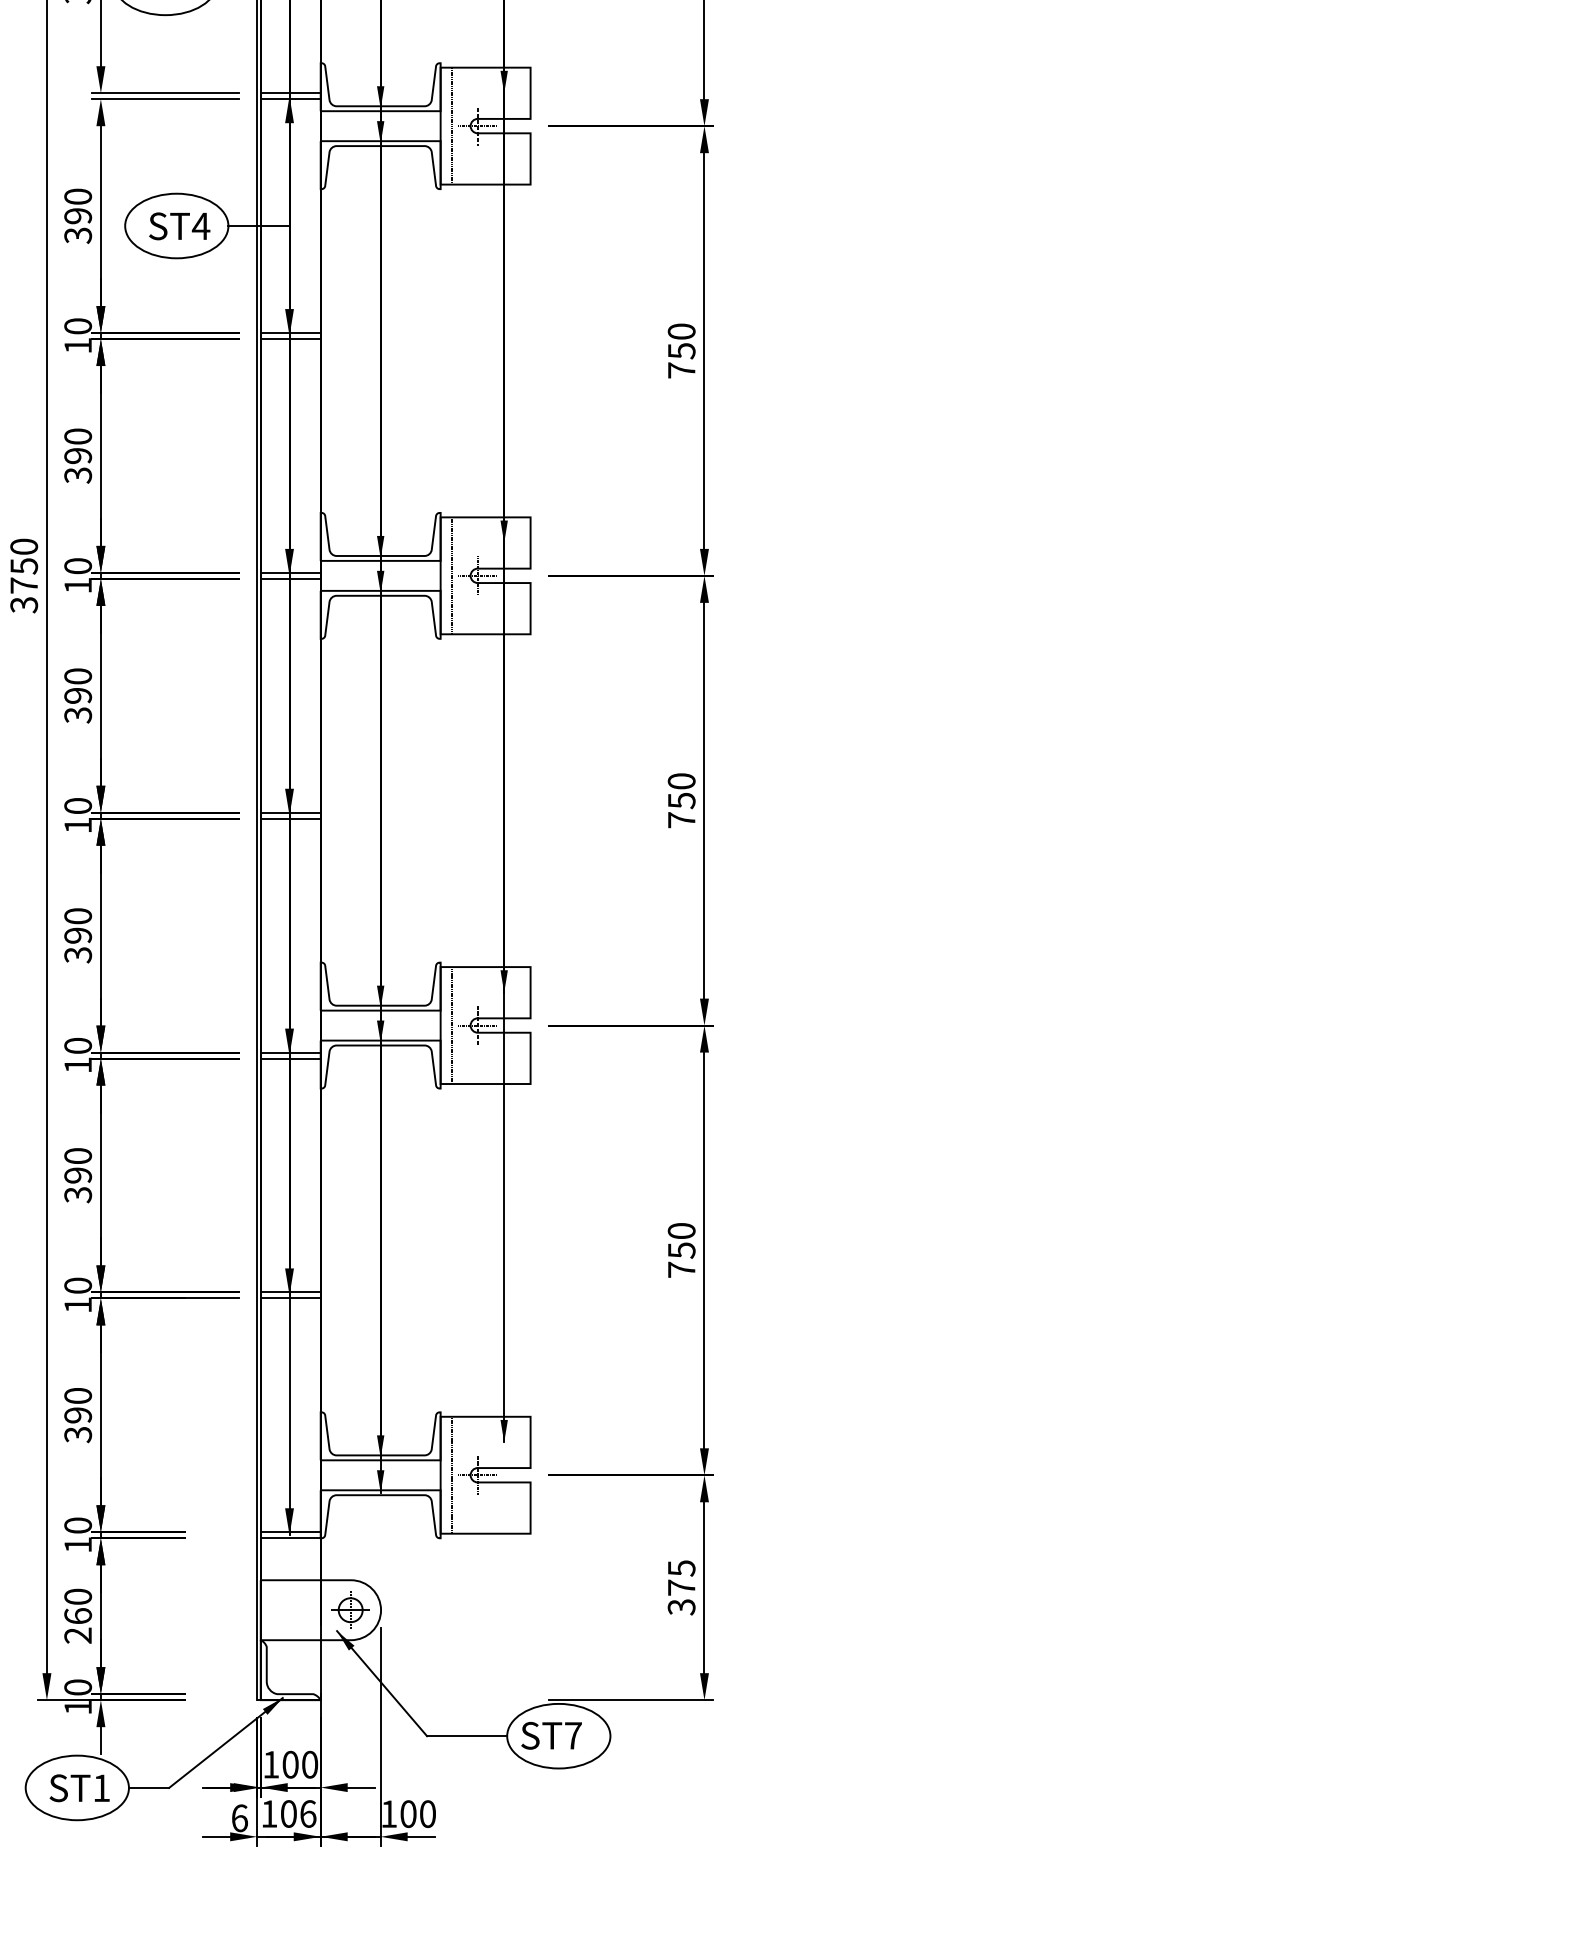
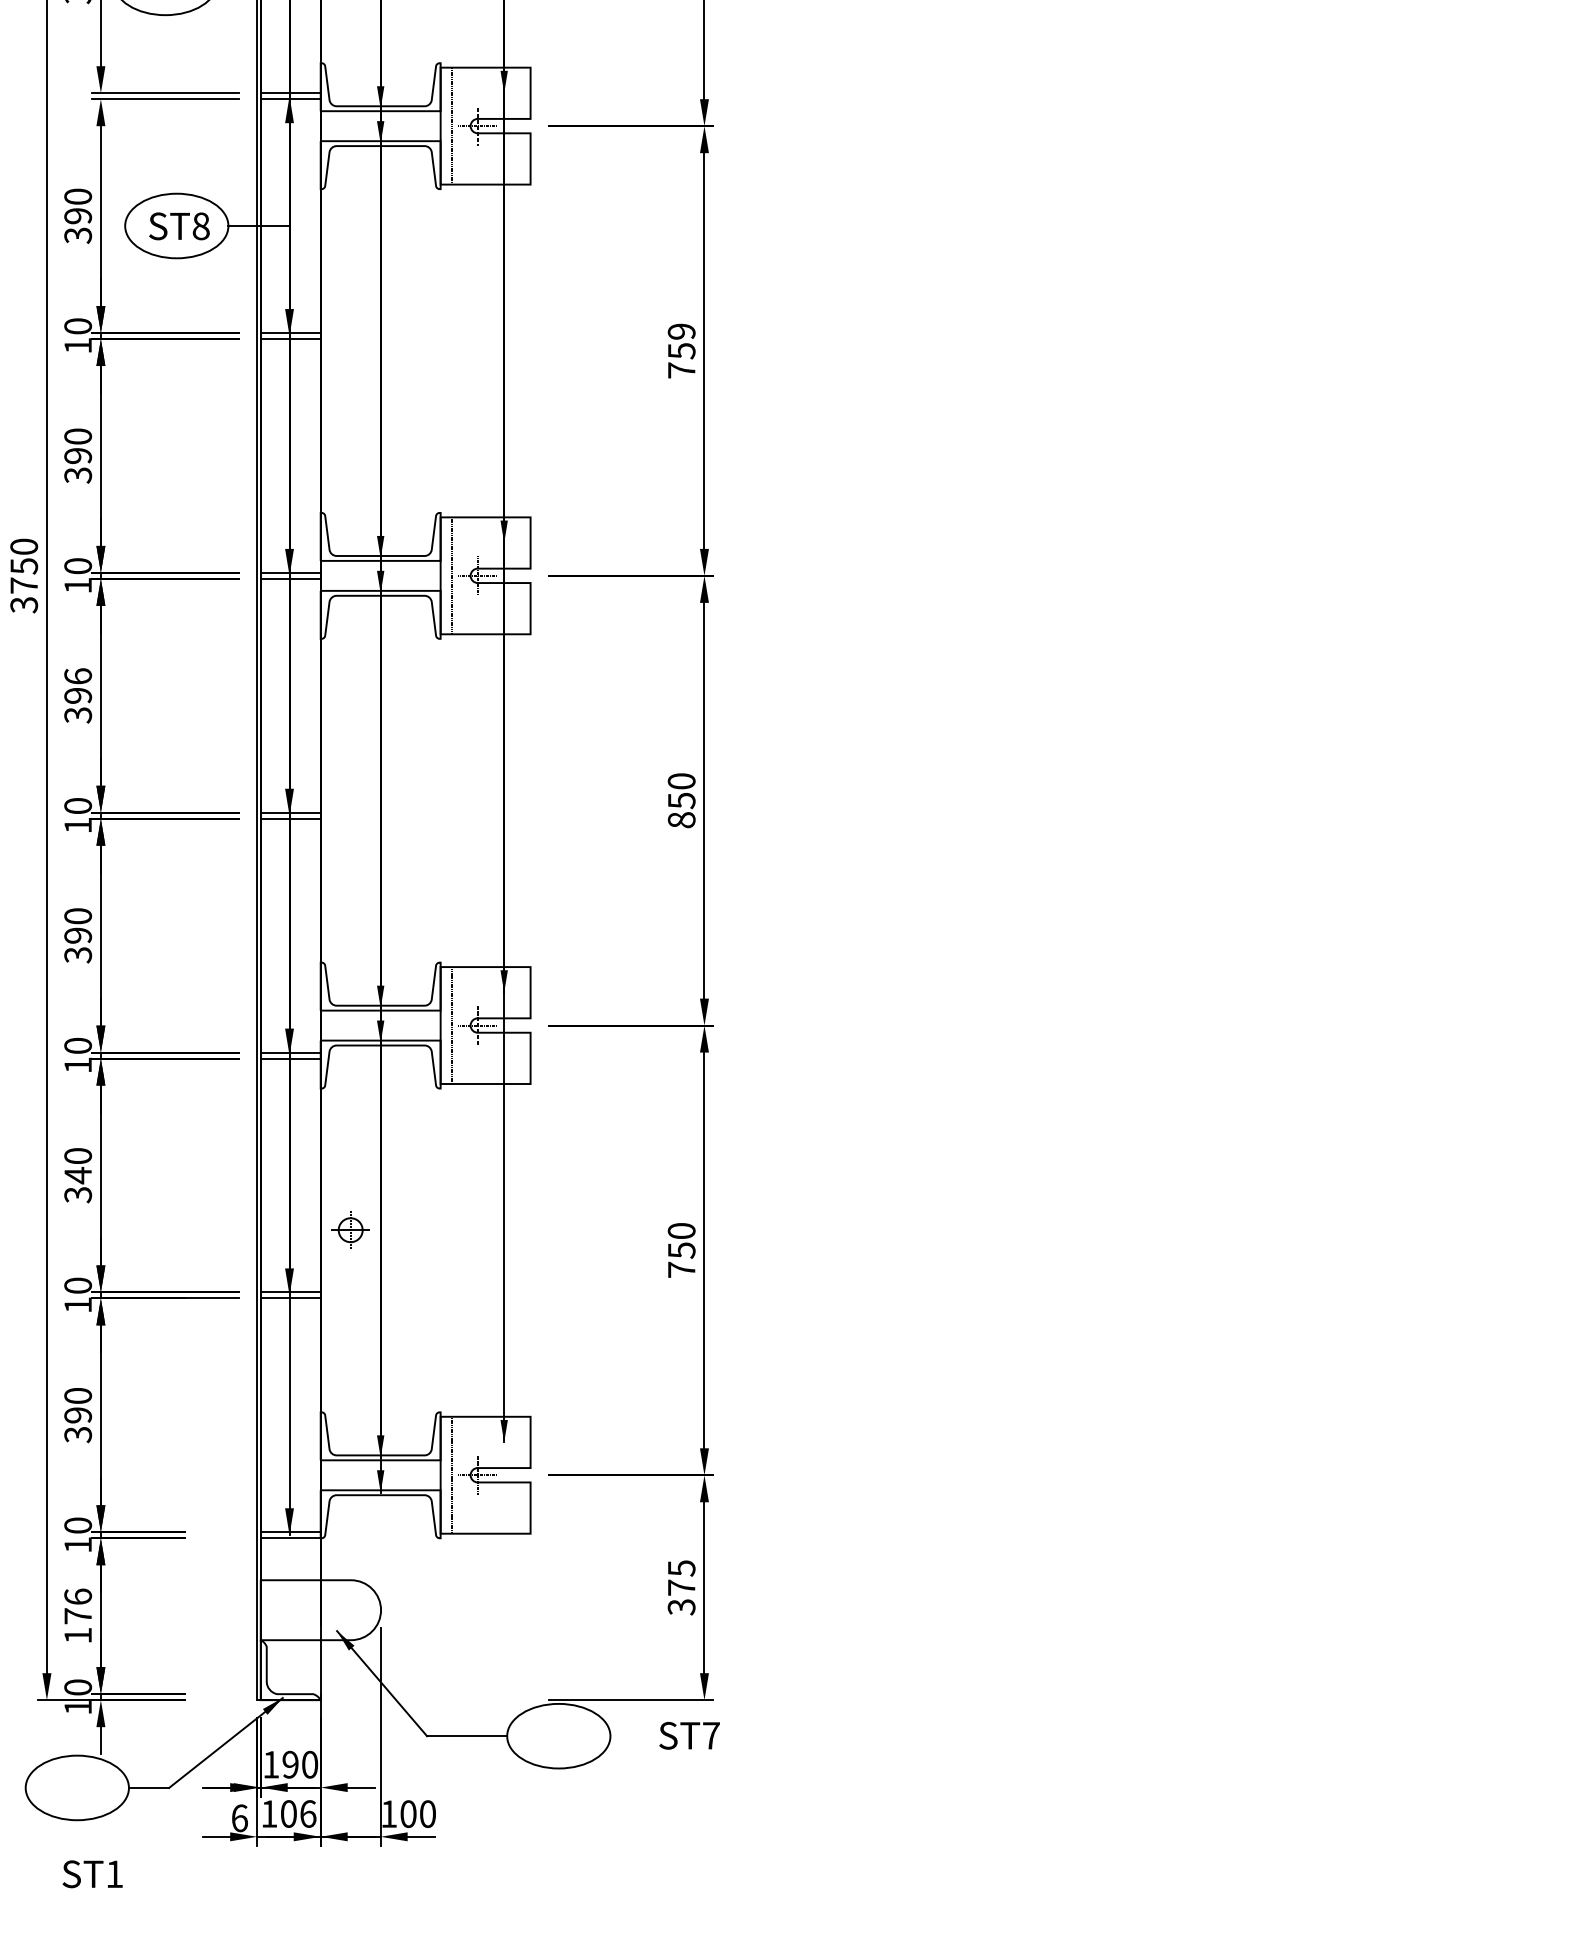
text: ST4 -> ST8 (200, 226)
text: 750 -> 759 (681, 331)
text: 390 -> 396 (77, 676)
text: 750 -> 850 (681, 820)
text: 390 -> 340 (78, 1175)
part position: (350, 1609) -> (350, 1229) (350, 1229)
text: 260 -> 176 (78, 1615)
text position: (551, 1735) -> (689, 1735) (689, 1735)
text: 100 -> 190 (290, 1764)
text position: (79, 1788) -> (92, 1874) (92, 1874)
